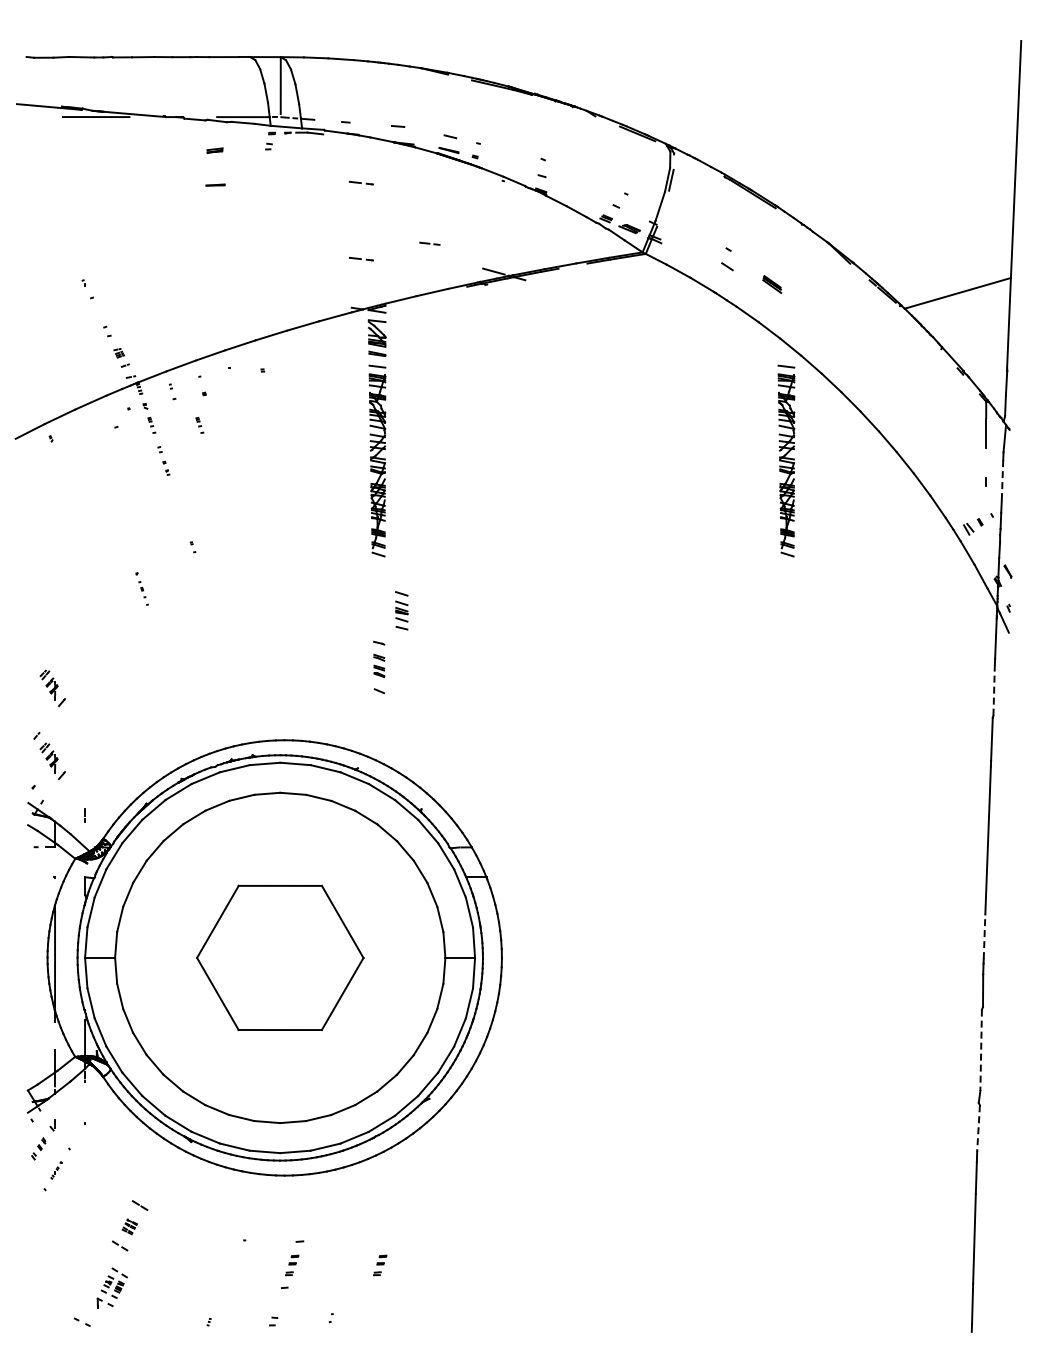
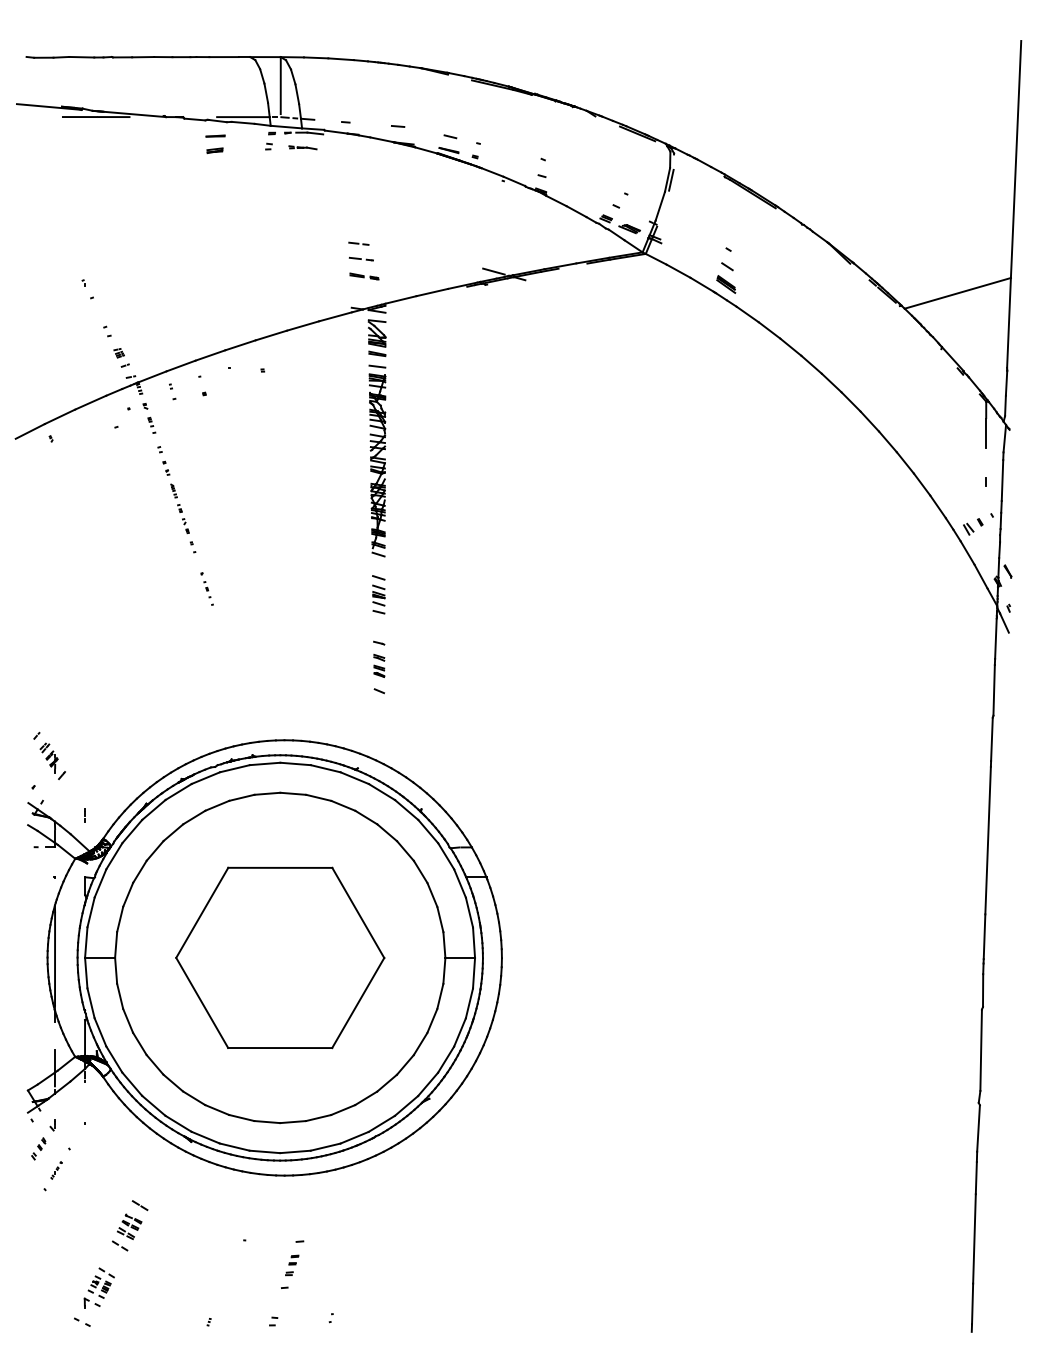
part: none -> present (302, 147)
line: present -> none (360, 182)
line position: (215, 184) -> (215, 135) (215, 135)
line position: (429, 243) -> (358, 243) (358, 243)
line: none -> present (364, 276)
part position: (772, 284) -> (726, 284) (726, 284)
part: present -> none (199, 424)
part: present -> none (786, 460)
line: dashed -> solid (1002, 481)
part: none -> present (179, 508)
part position: (141, 588) -> (206, 588) (206, 588)
part position: (401, 610) -> (378, 594) (378, 594)
part: present -> none (52, 688)
line: dashed -> solid (994, 689)
line: dashed -> solid (984, 936)
part size: 169x147 px -> 211x184 px (280, 957)
line: dashed -> solid (981, 1050)
line: dashed -> solid (978, 1129)
part size: 17x18 px -> 26x28 px (129, 1226)
part: present -> none (380, 1265)
part position: (111, 1287) -> (98, 1287) (98, 1287)
